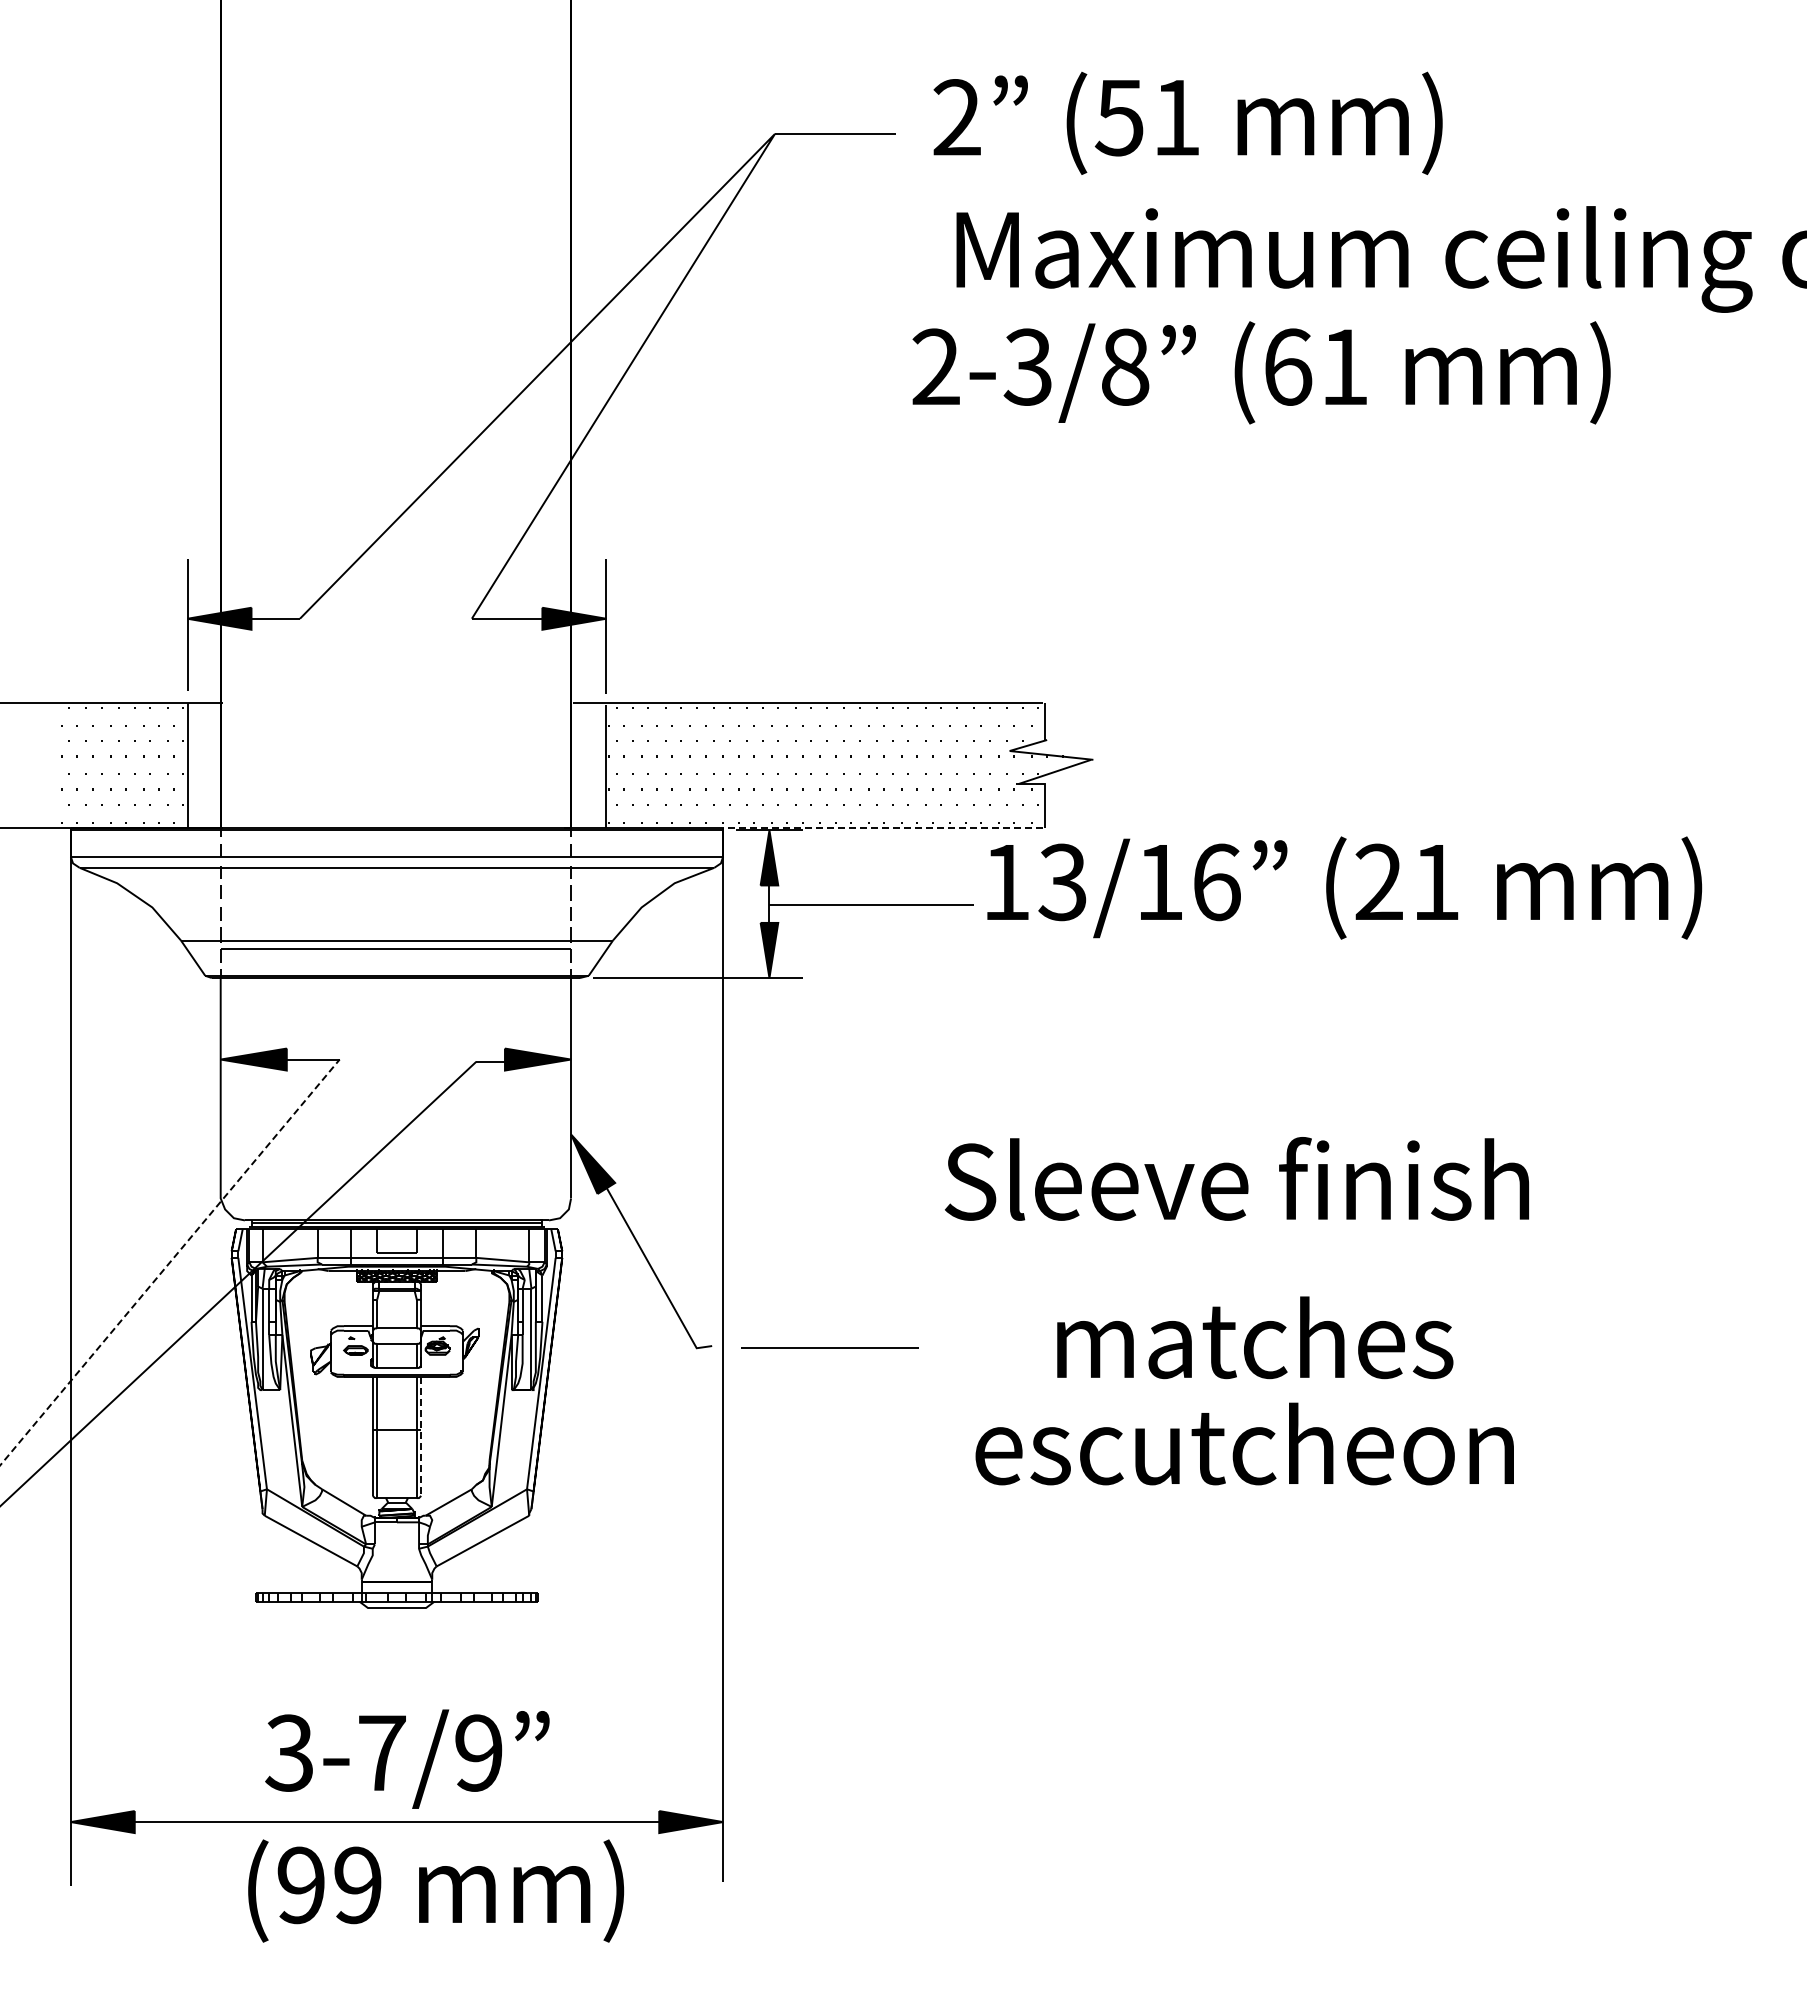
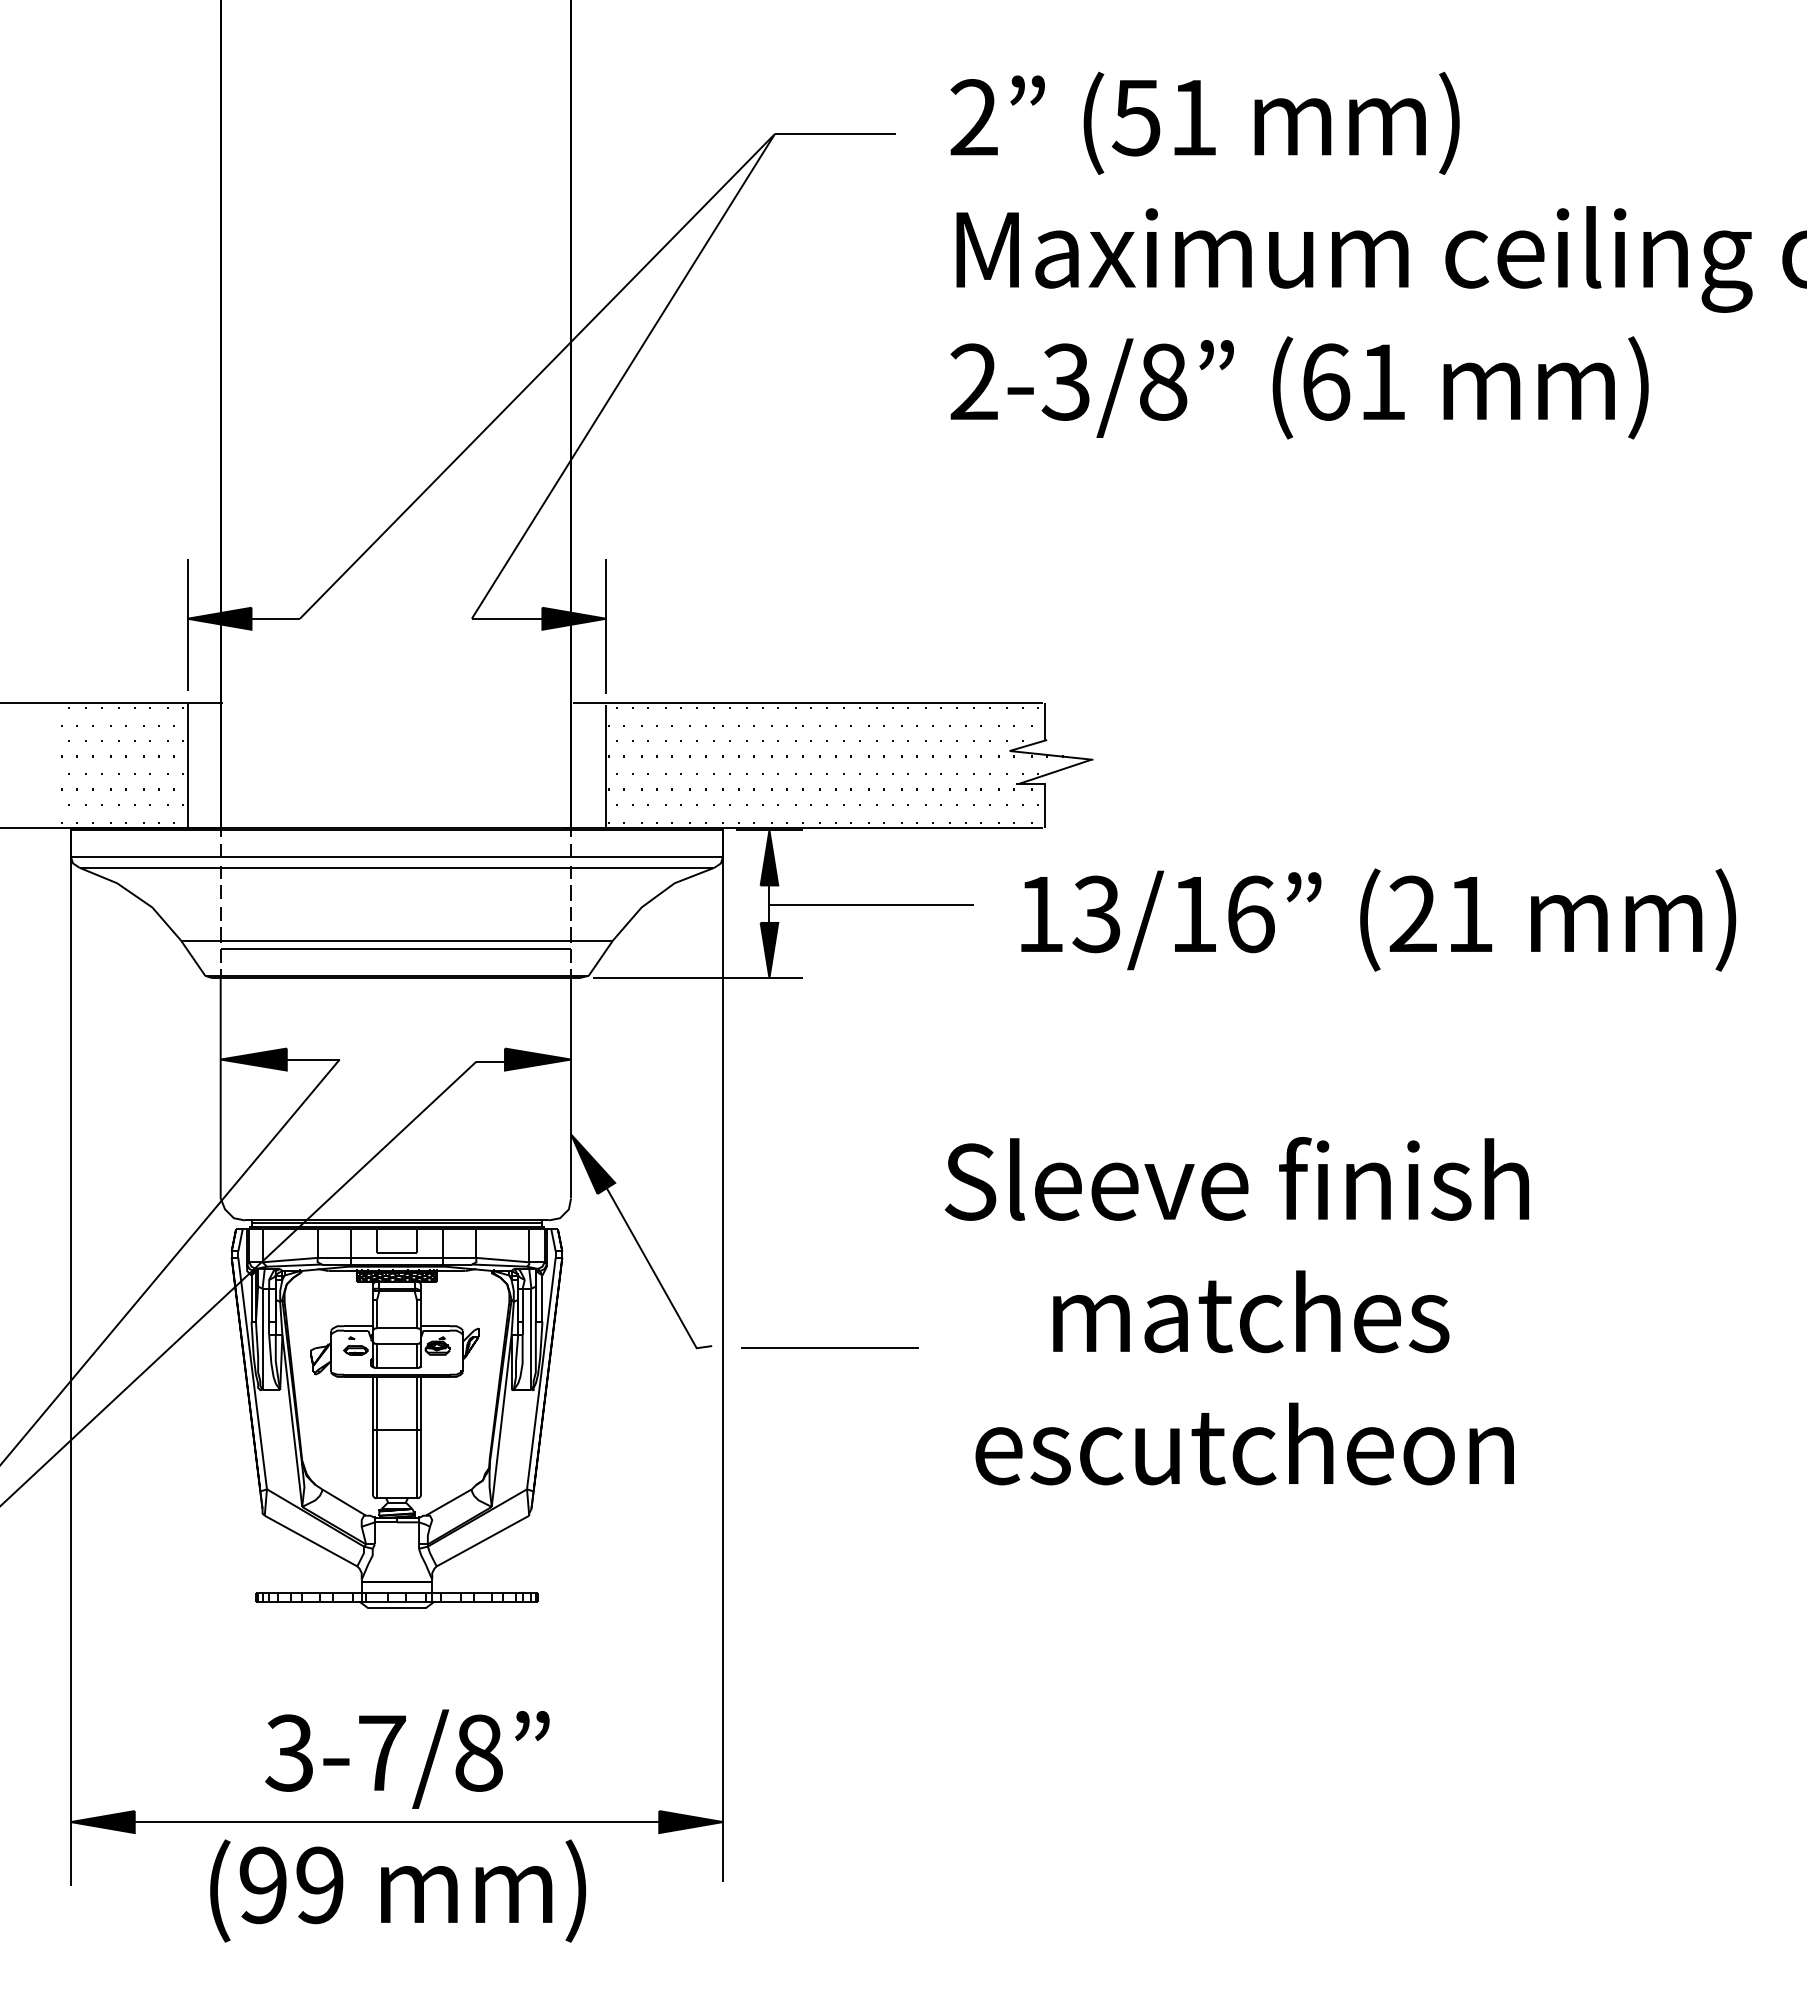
text position: (1187, 122) -> (1204, 122) (1204, 122)
text position: (1261, 372) -> (1299, 387) (1299, 387)
line: dashed -> solid (882, 828)
text position: (1344, 887) -> (1378, 919) (1378, 919)
line: dashed -> solid (170, 1262)
text position: (1255, 1337) -> (1251, 1311) (1251, 1311)
line: dashed -> solid (421, 1436)
text: 3-7/9 -> 3-7/8 (478, 1752)
text position: (436, 1890) -> (398, 1890) (398, 1890)
